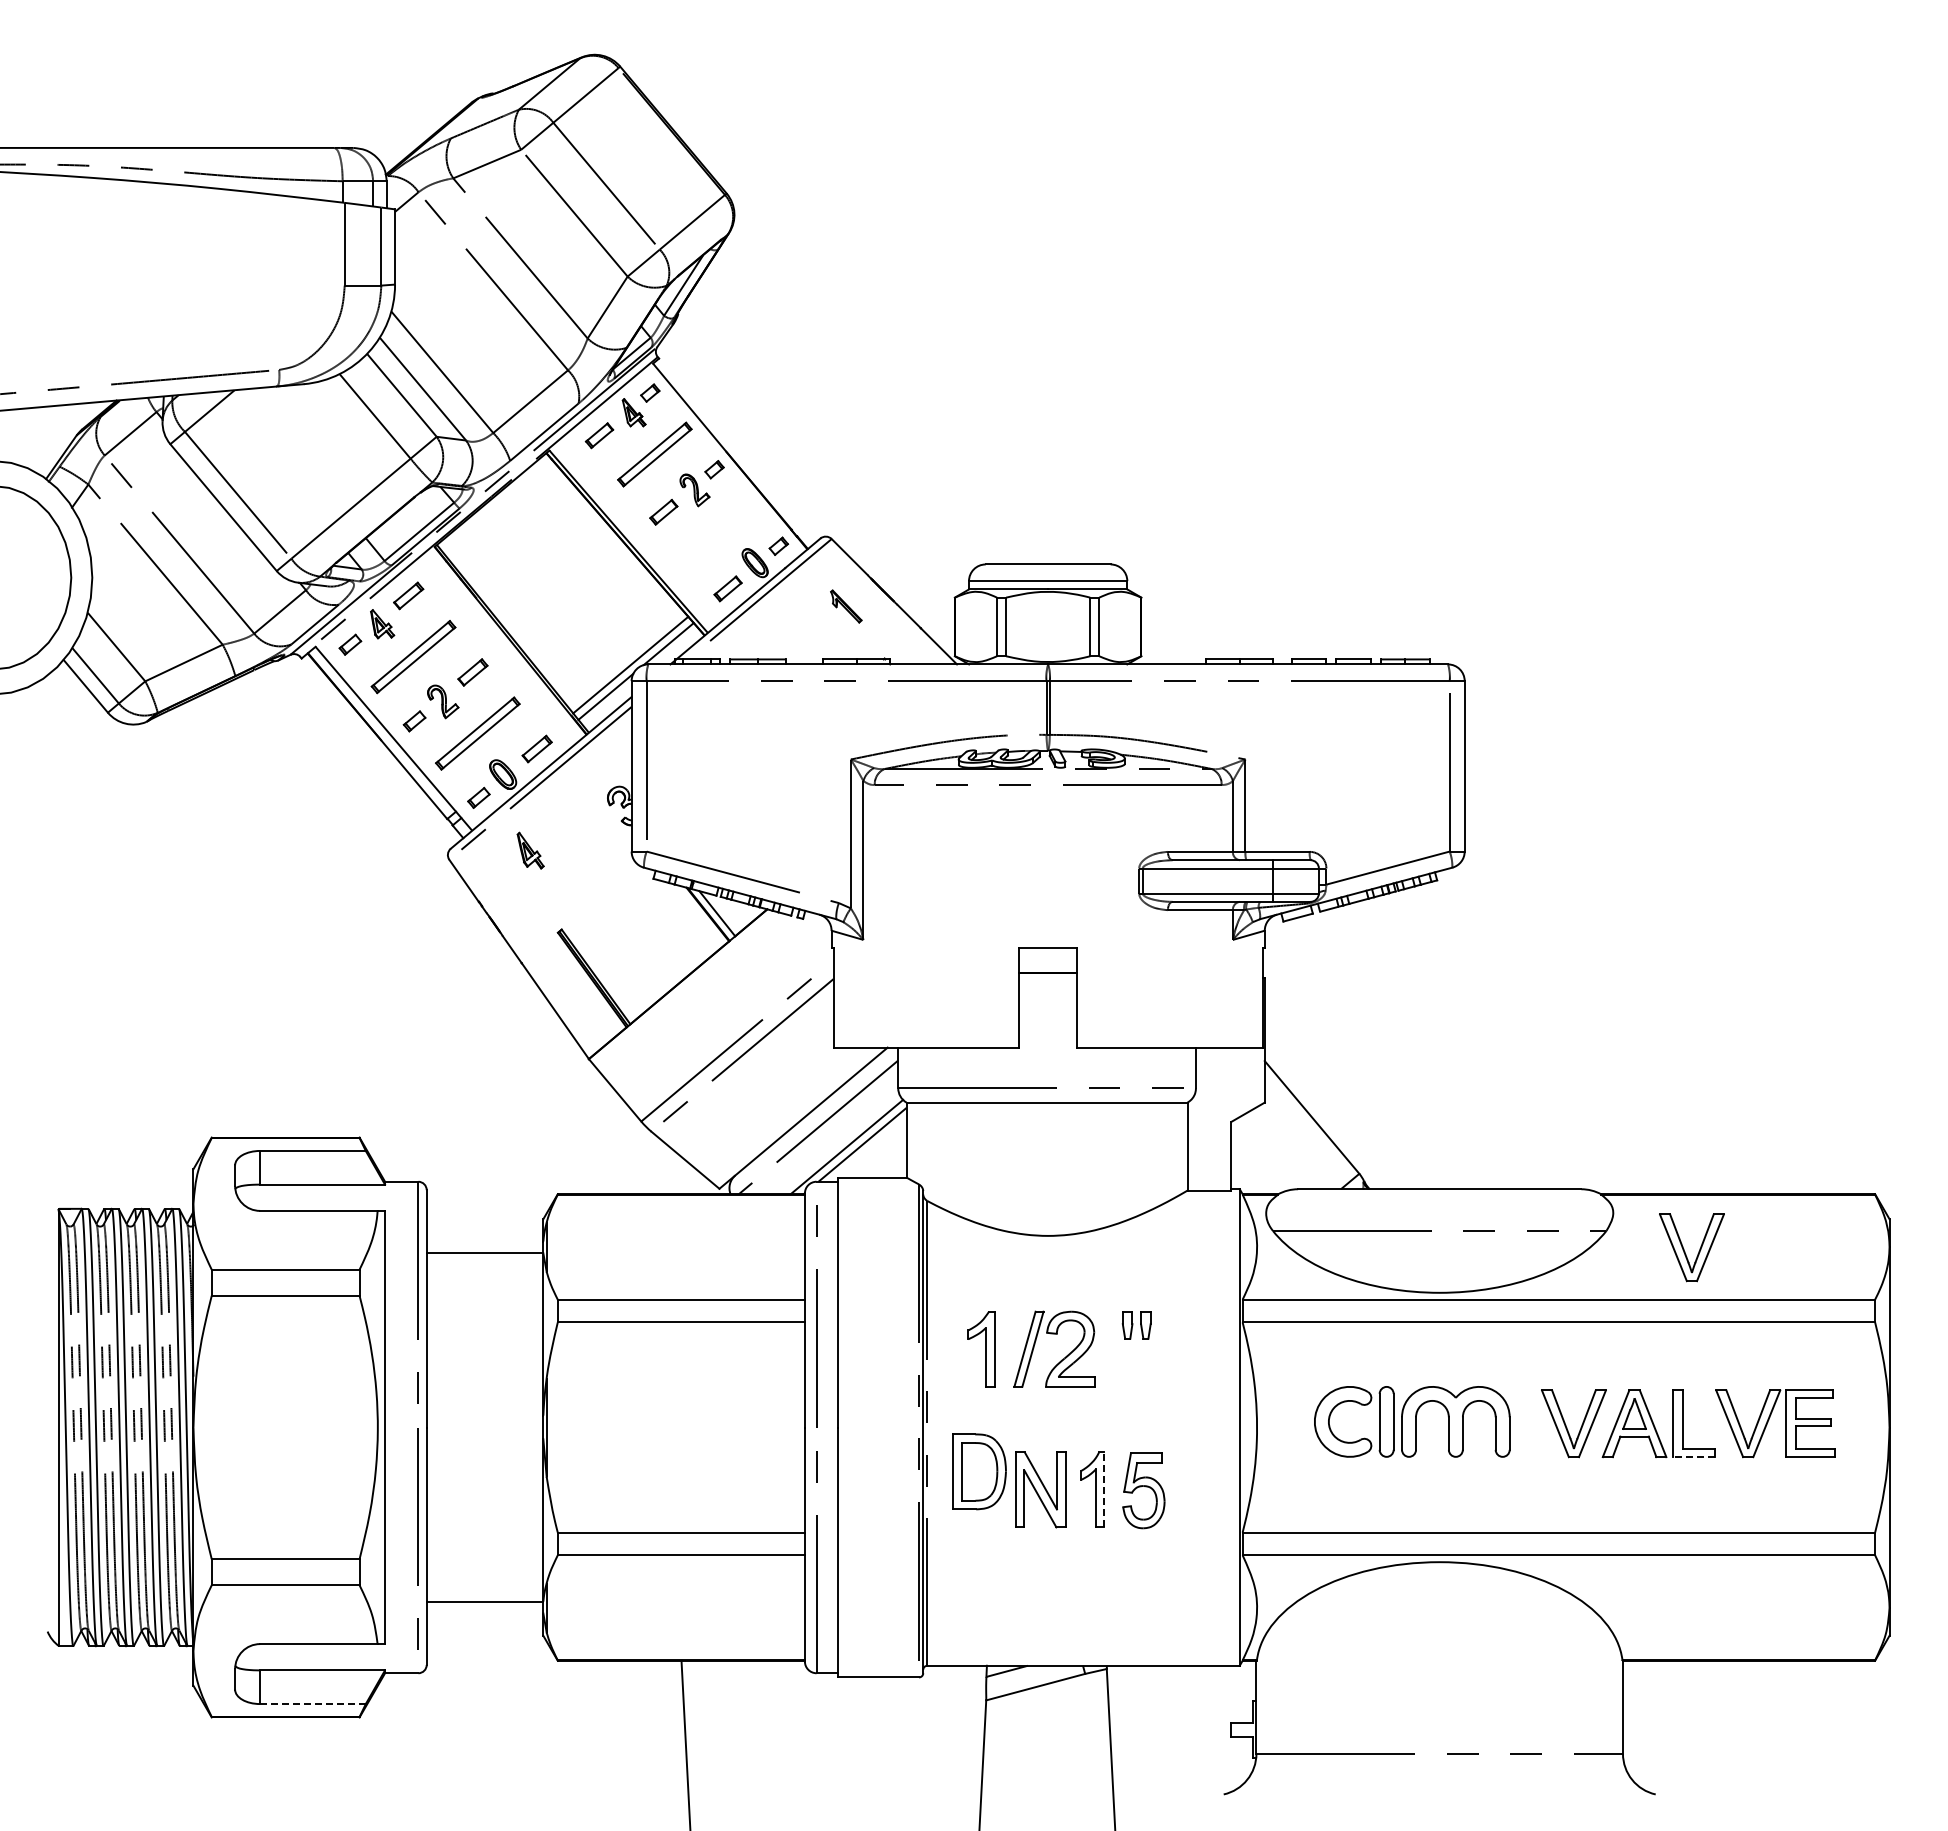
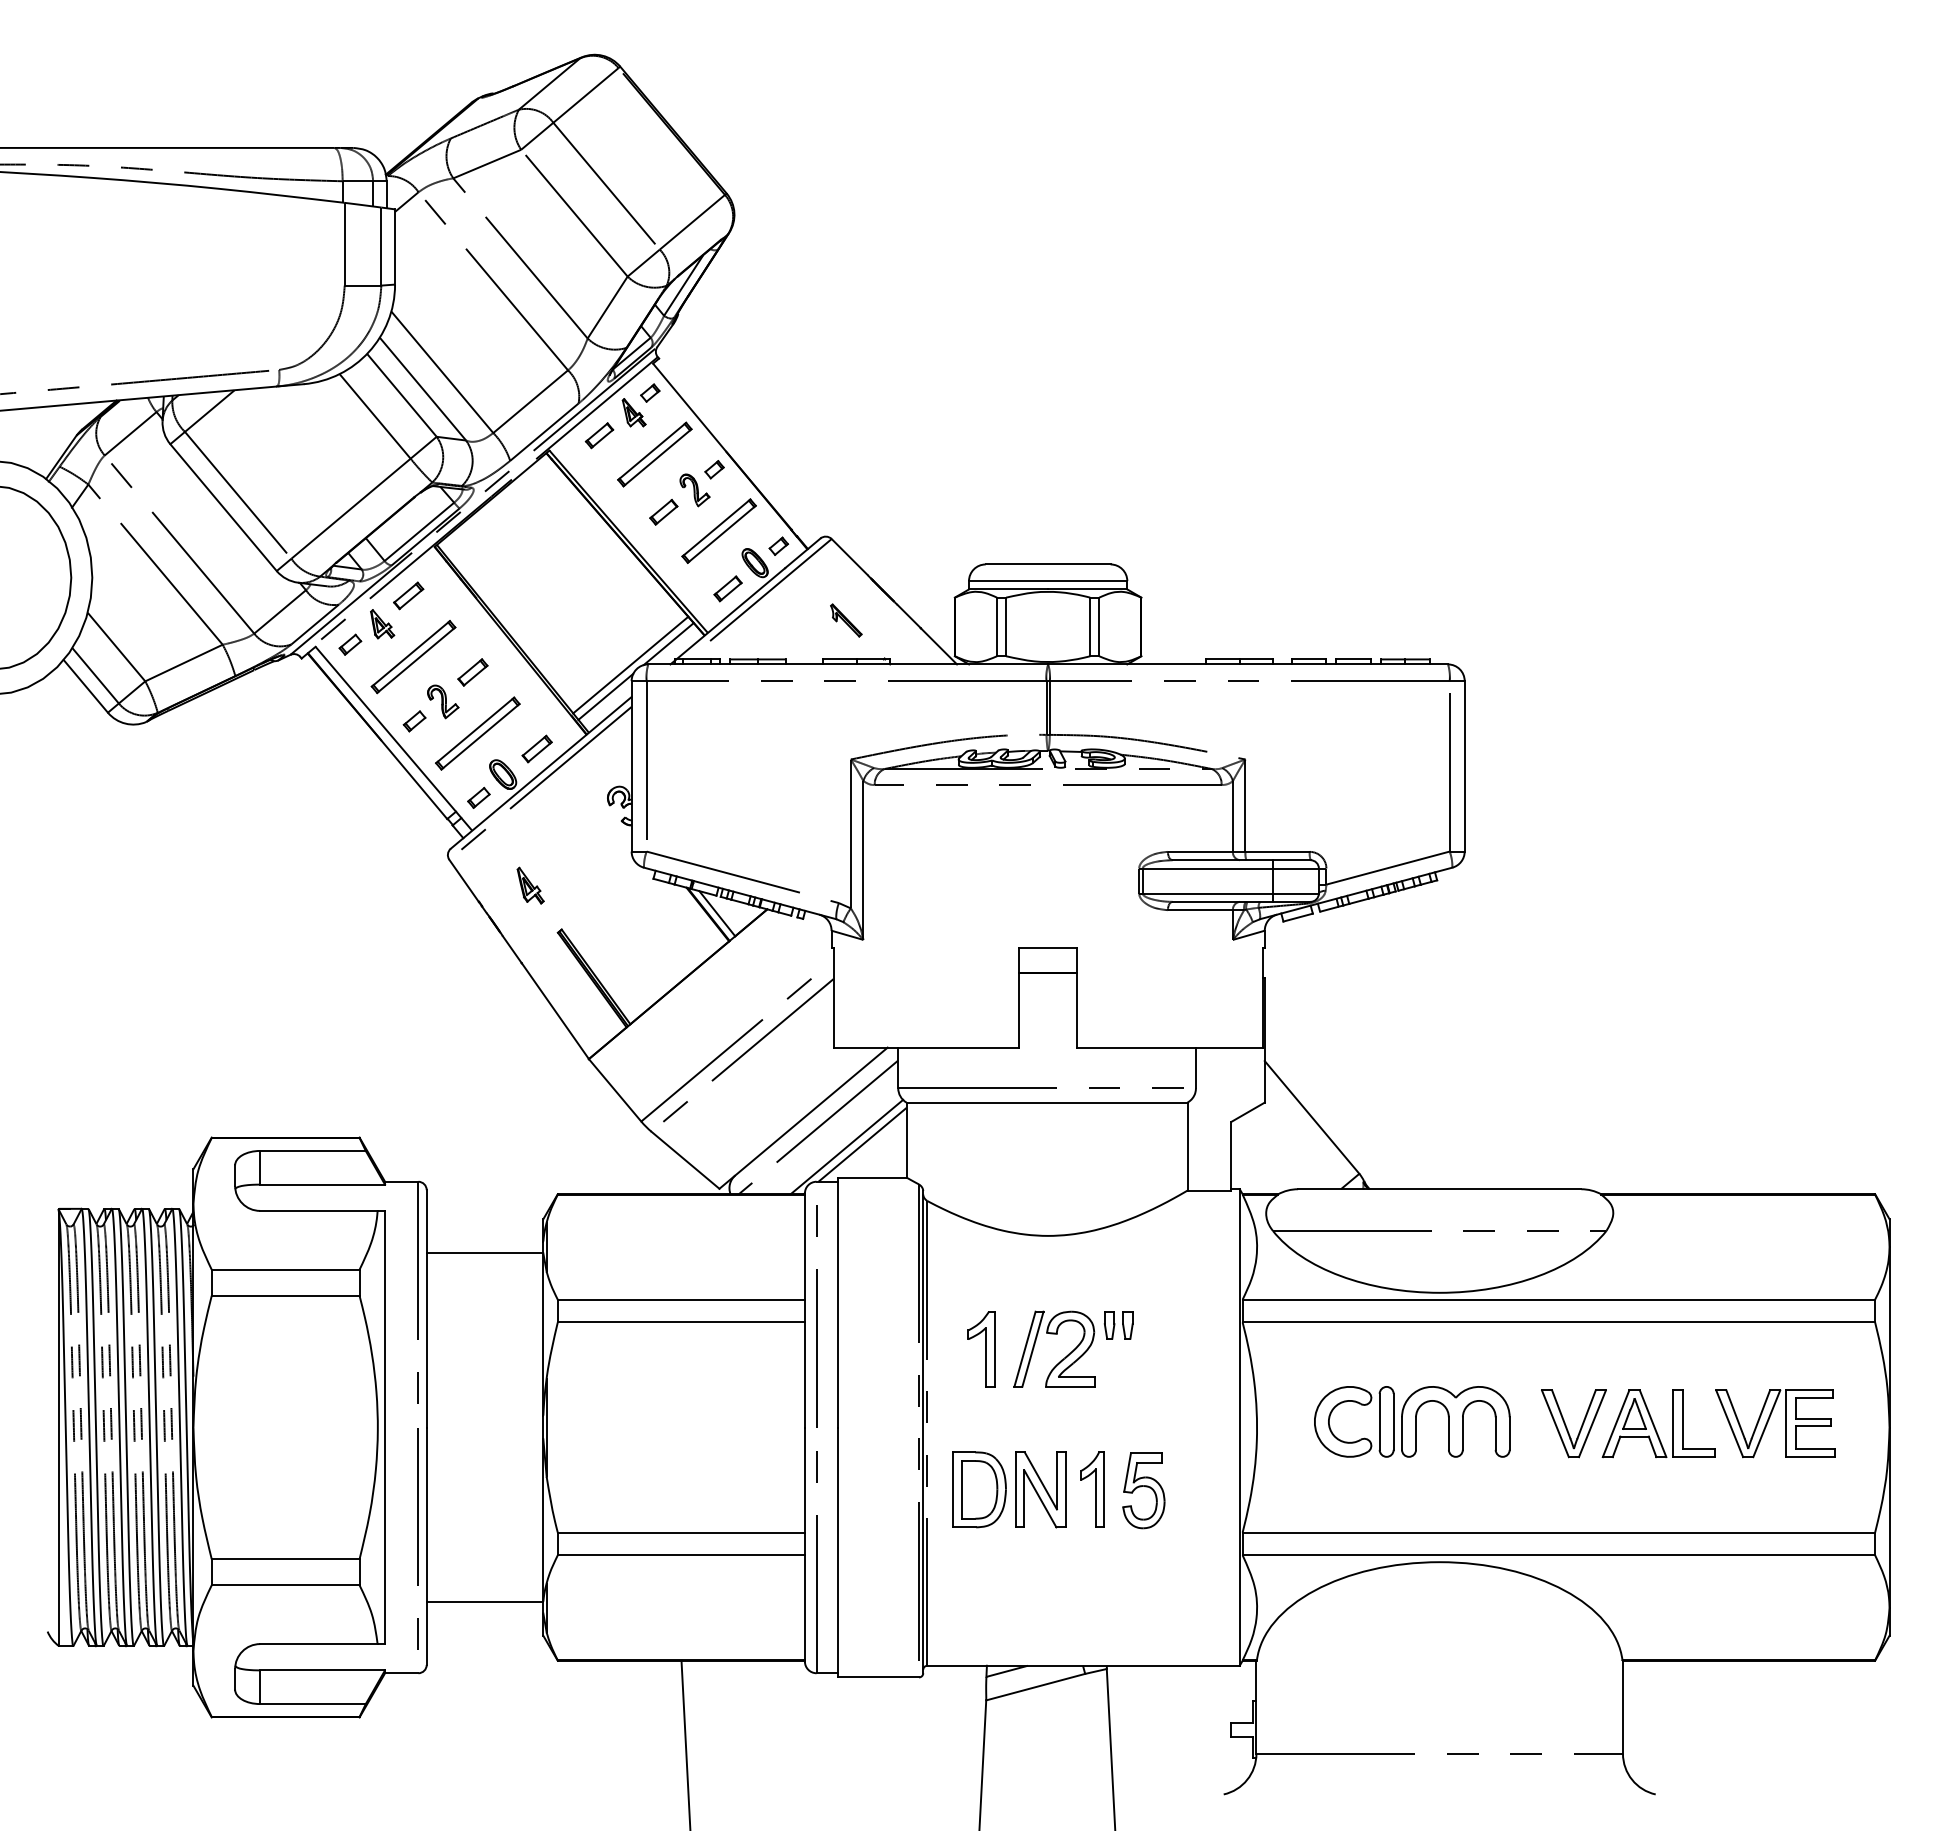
part: none -> present (718, 530)
part position: (846, 606) -> (846, 620) (846, 620)
part position: (530, 850) -> (530, 885) (530, 885)
part: present -> none (1685, 1251)
part position: (1136, 1325) -> (1118, 1325) (1118, 1325)
line: dashed -> solid (1693, 1457)
part position: (979, 1471) -> (979, 1489) (979, 1489)
line: dashed -> solid (1104, 1489)
line: dashed -> solid (312, 1704)
